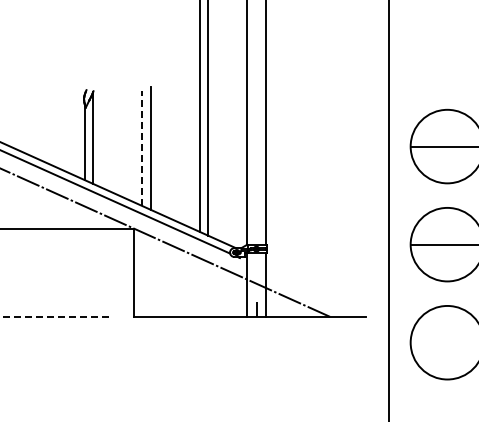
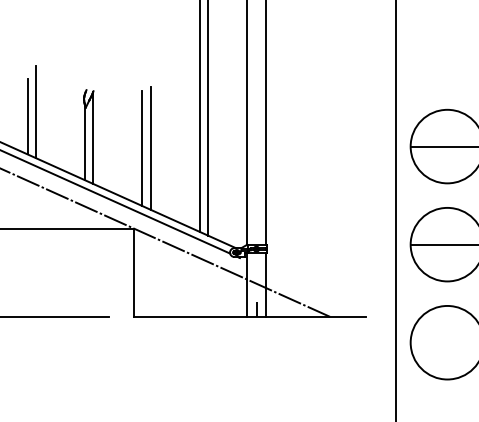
line: none -> present (35, 112)
line: none -> present (27, 116)
line: dashed -> solid (142, 148)
line position: (388, 210) -> (395, 210) (395, 210)
line: dashed -> solid (54, 316)
